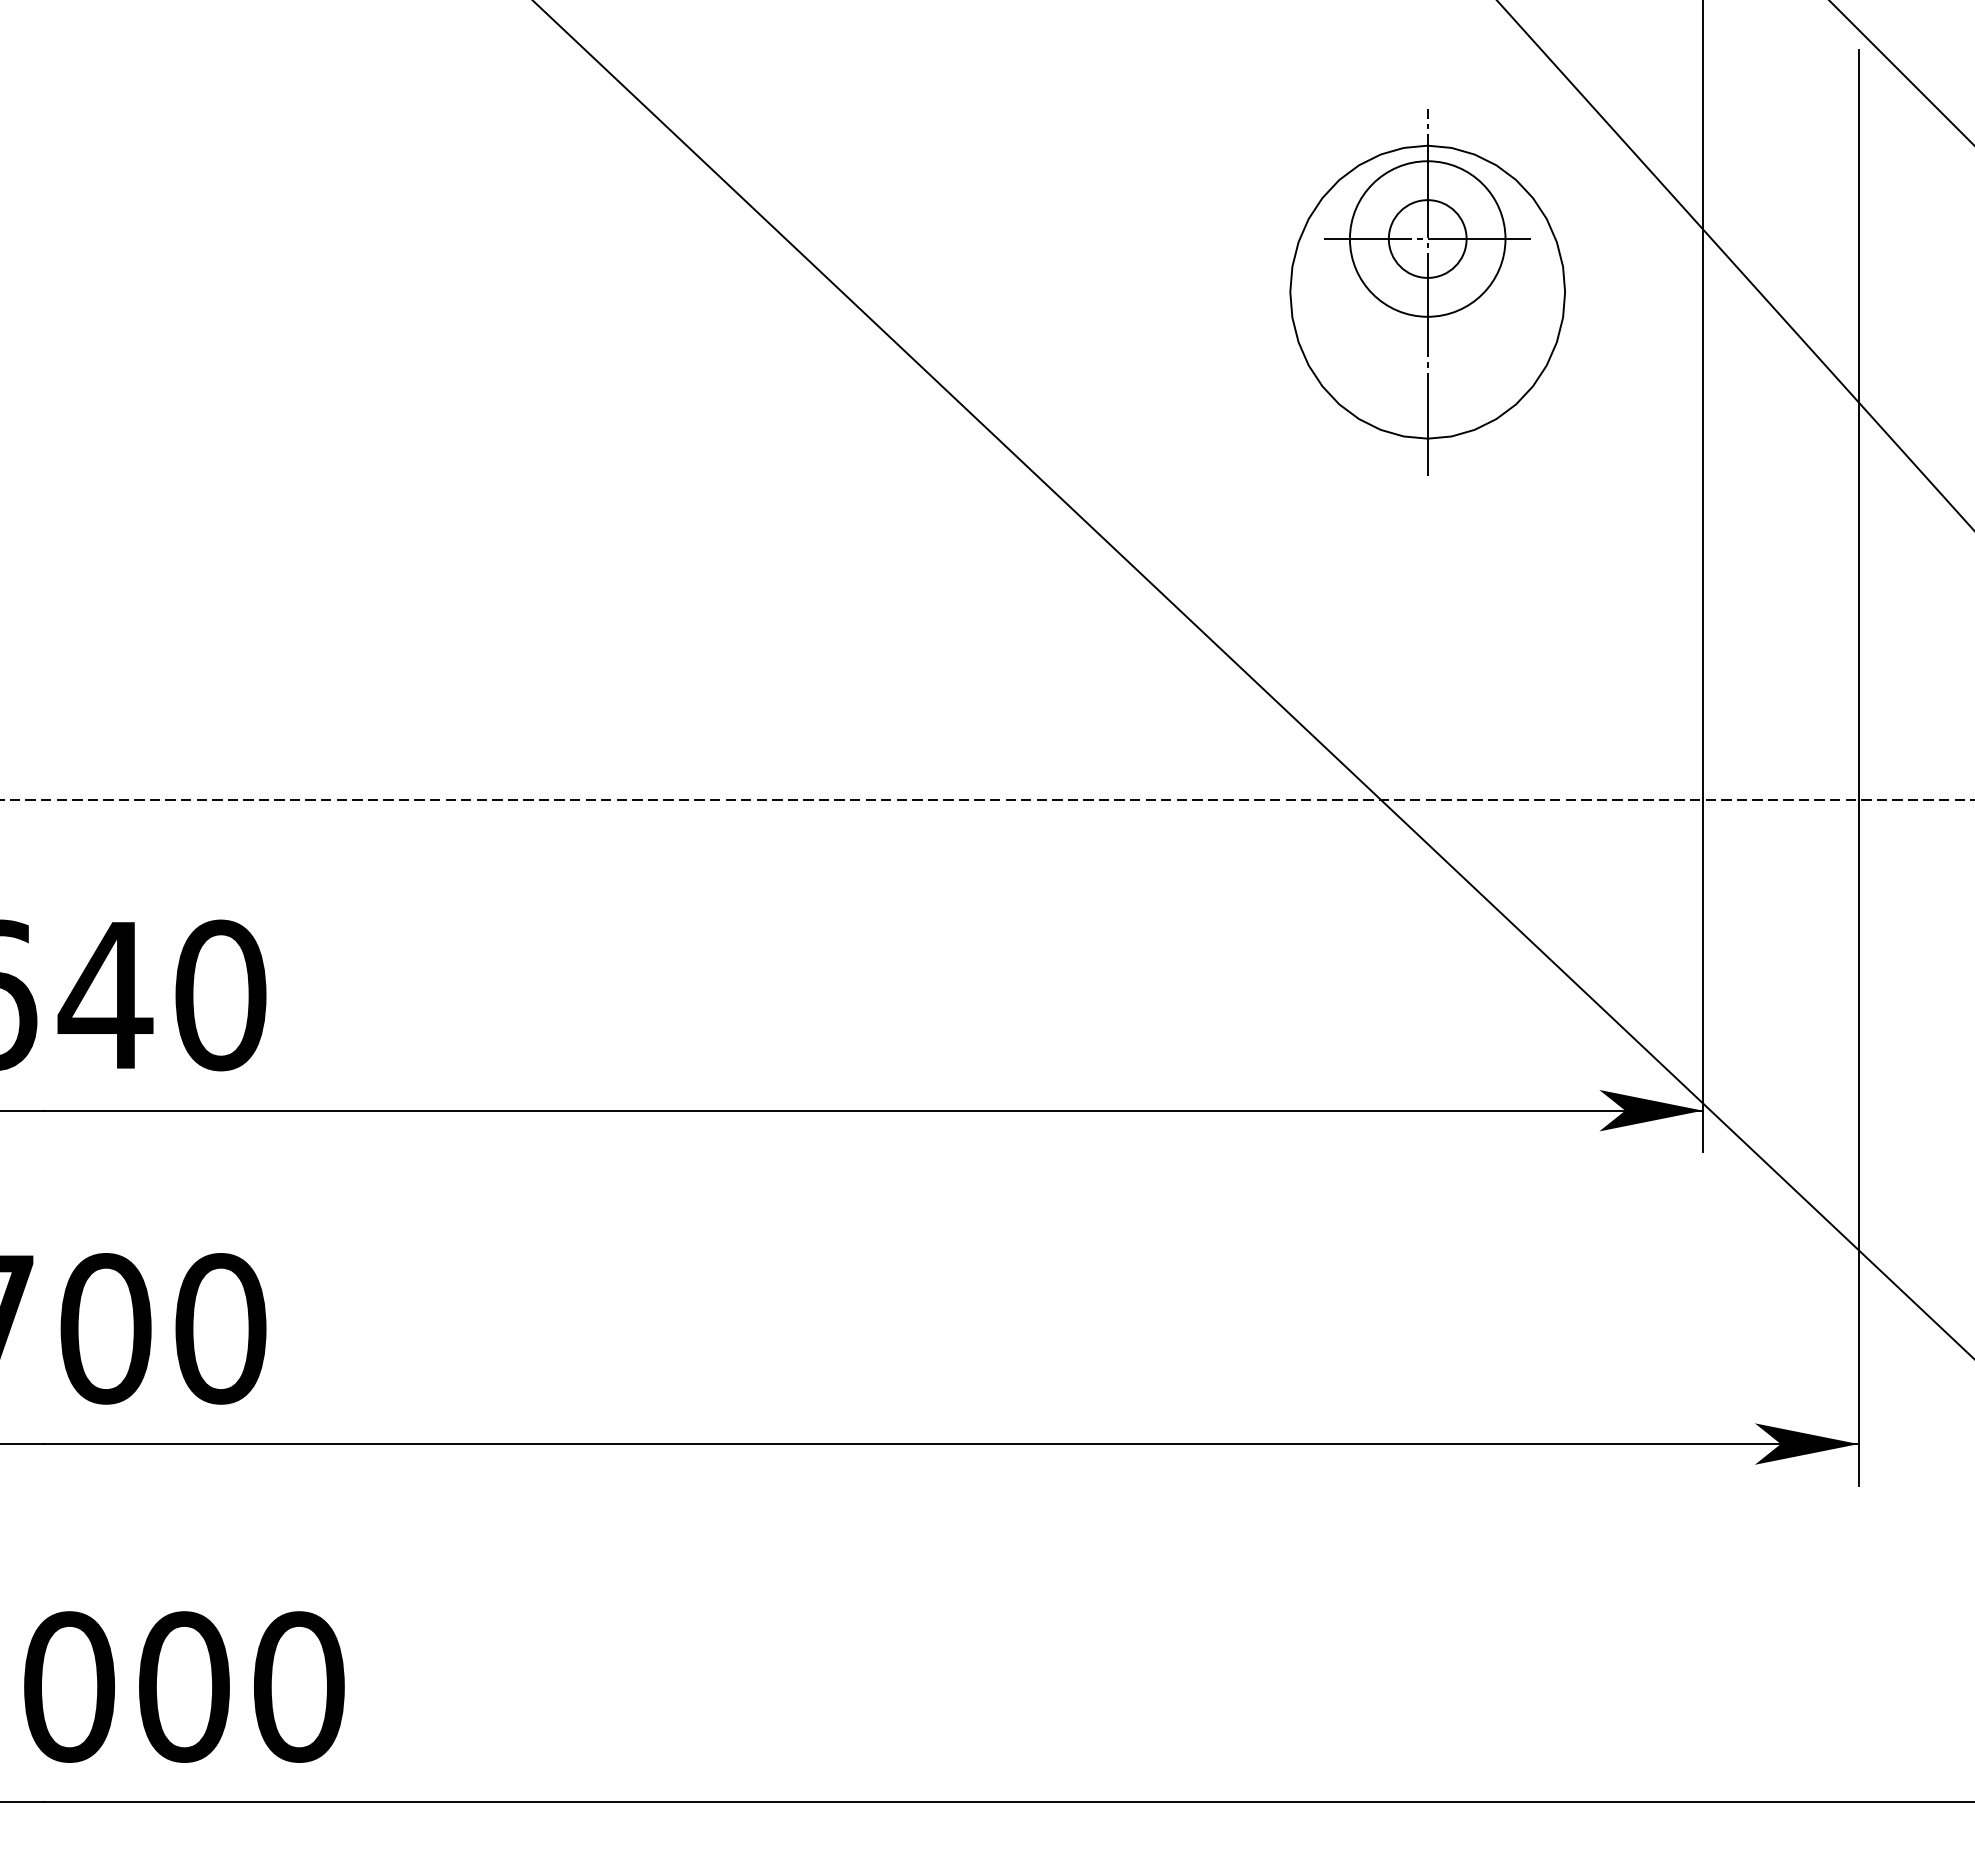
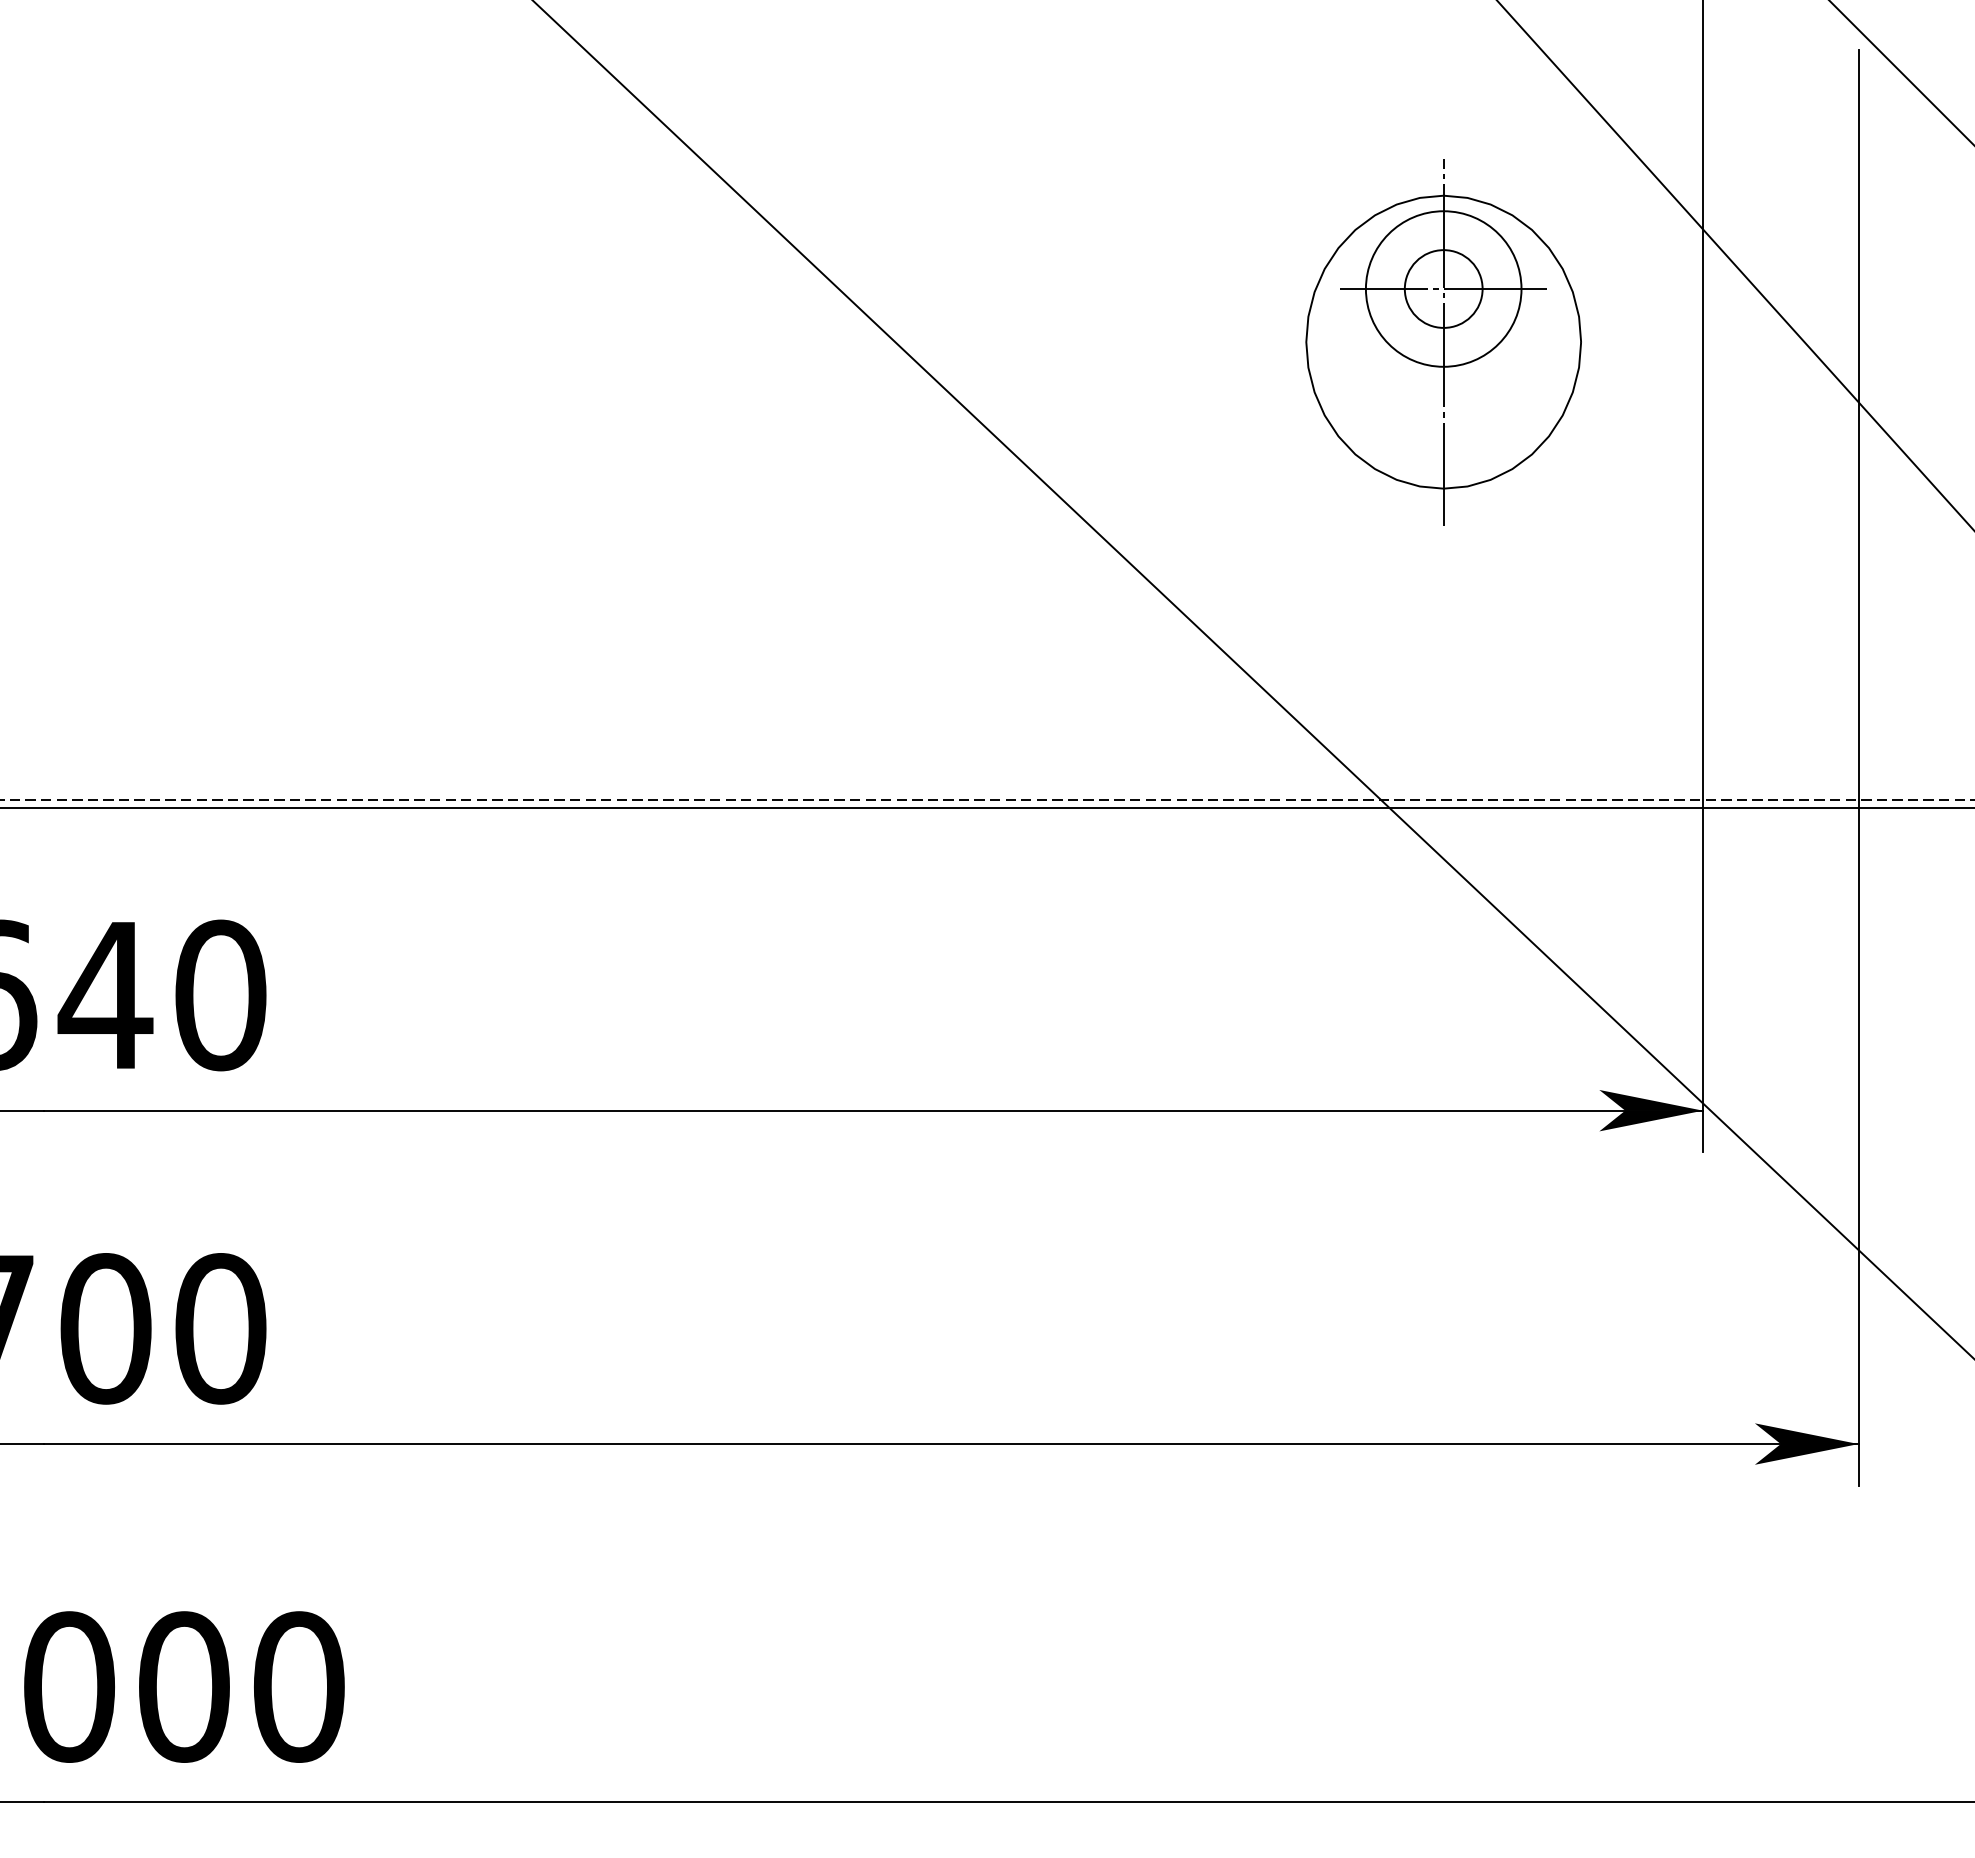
part position: (1427, 292) -> (1443, 342) (1443, 342)
line: none -> present (986, 807)
